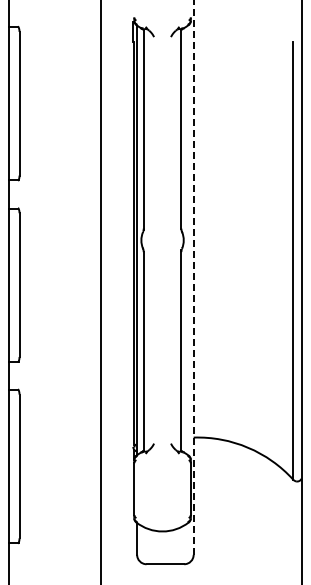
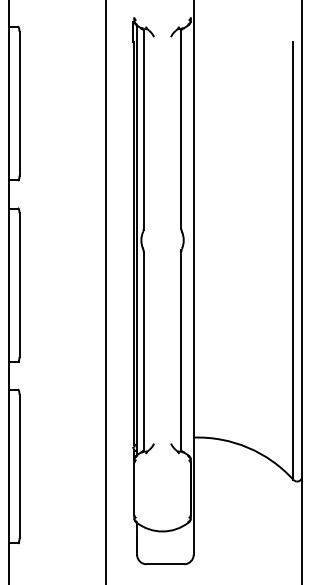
line: dashed -> solid (193, 277)
line position: (101, 291) -> (106, 291) (106, 291)
